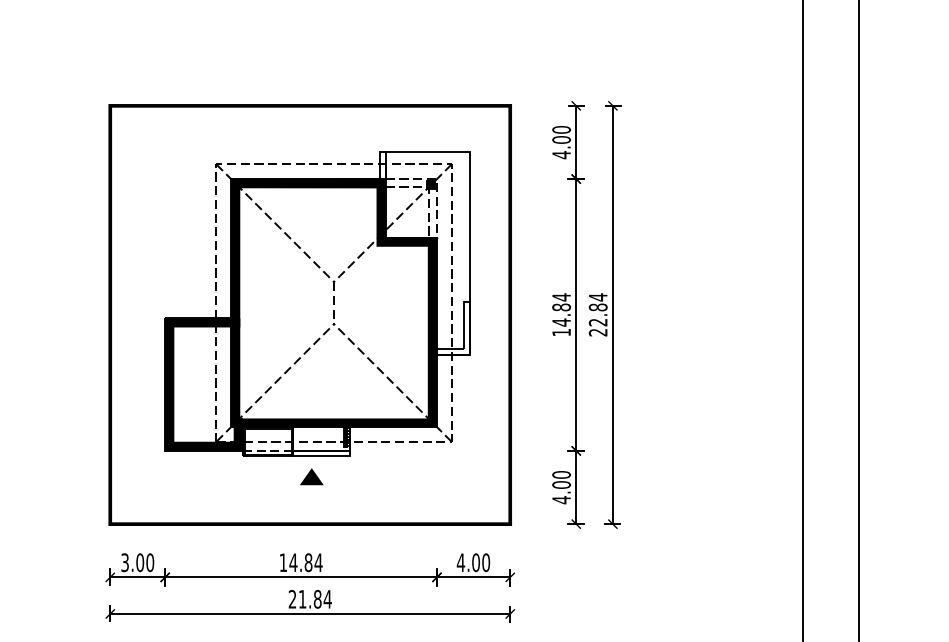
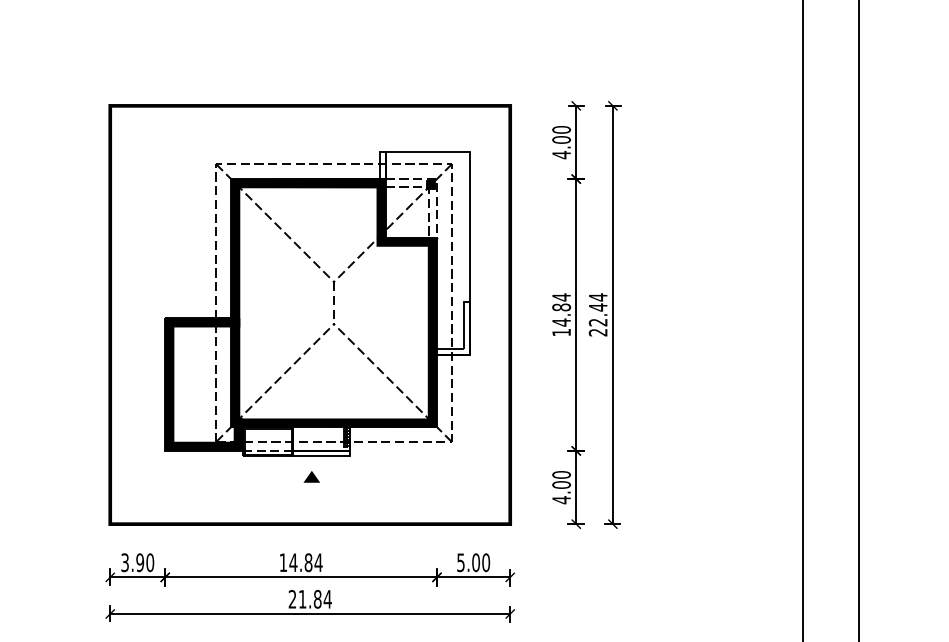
text: 22.84 -> 22.44 (597, 307)
part size: 24x18 px -> 17x12 px (311, 476)
text: 3.00 -> 3.90 (139, 562)
text: 4.00 -> 5.00 (460, 562)
